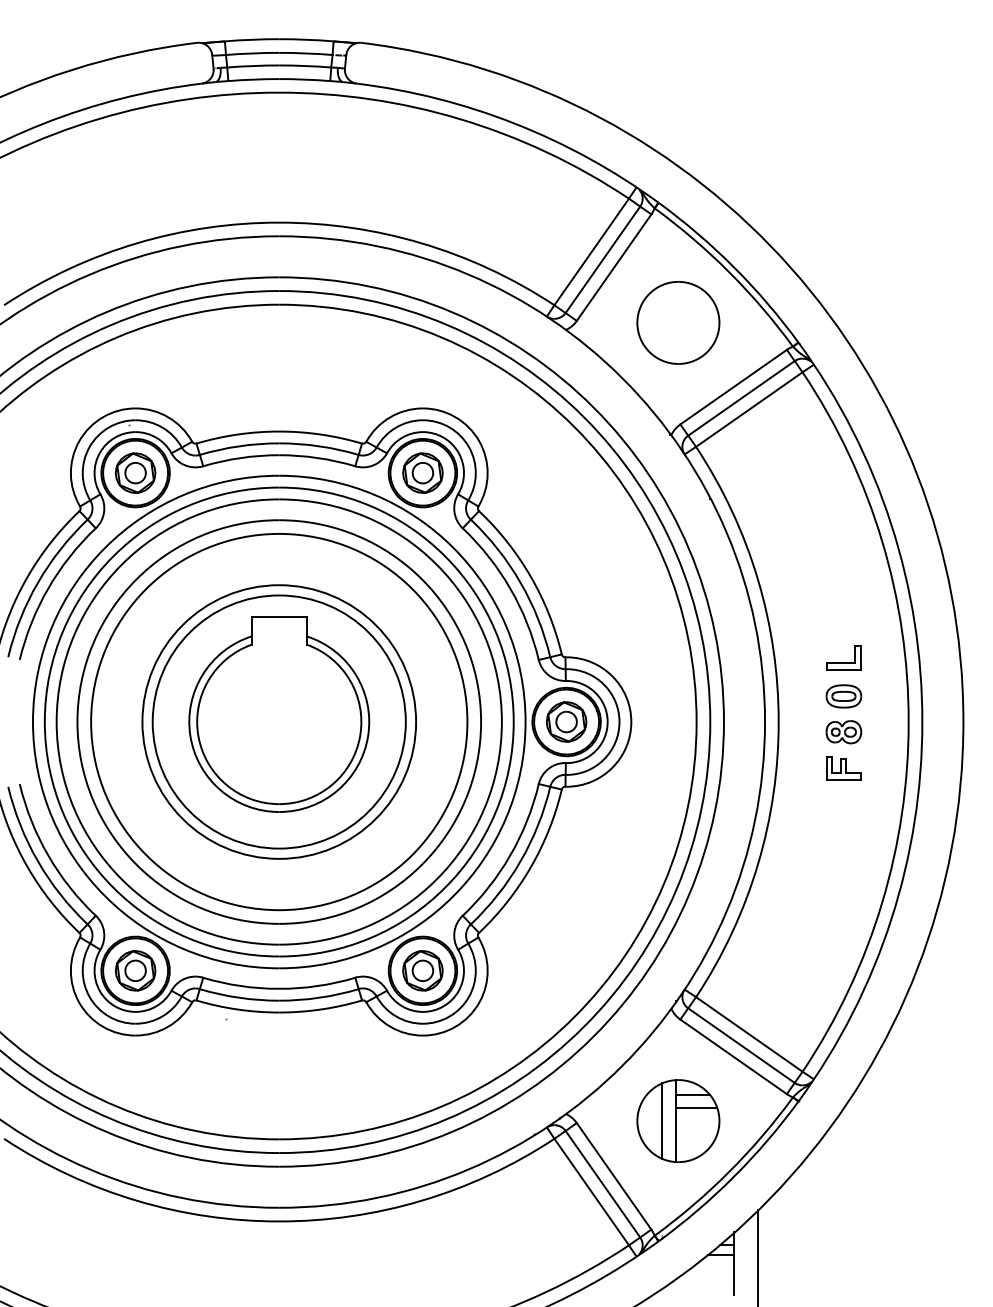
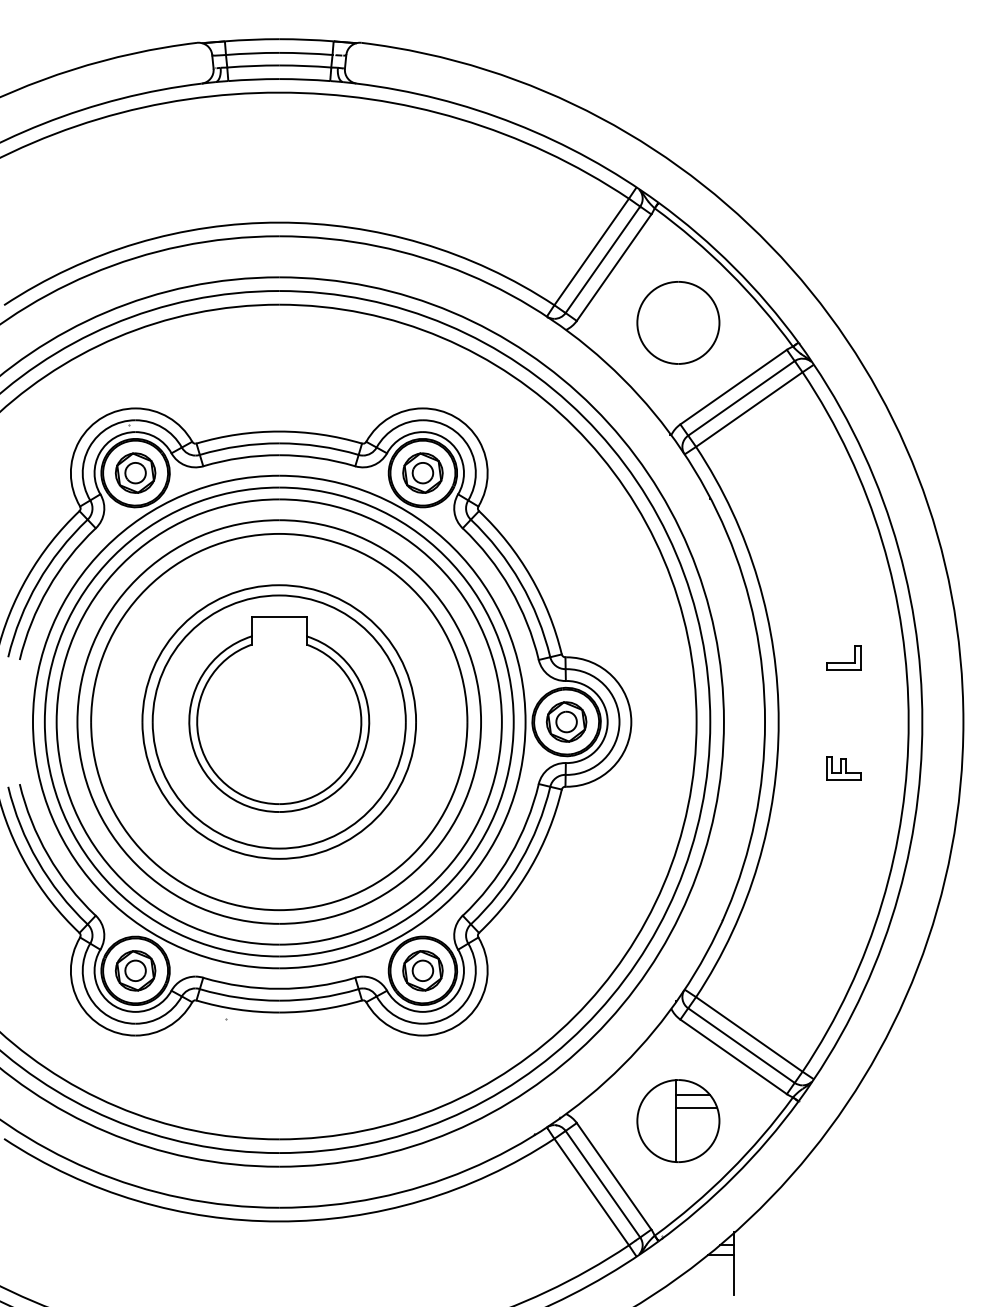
part: present -> none (843, 696)
part: present -> none (843, 732)
line: present -> none (662, 1120)
line: present -> none (758, 1256)
